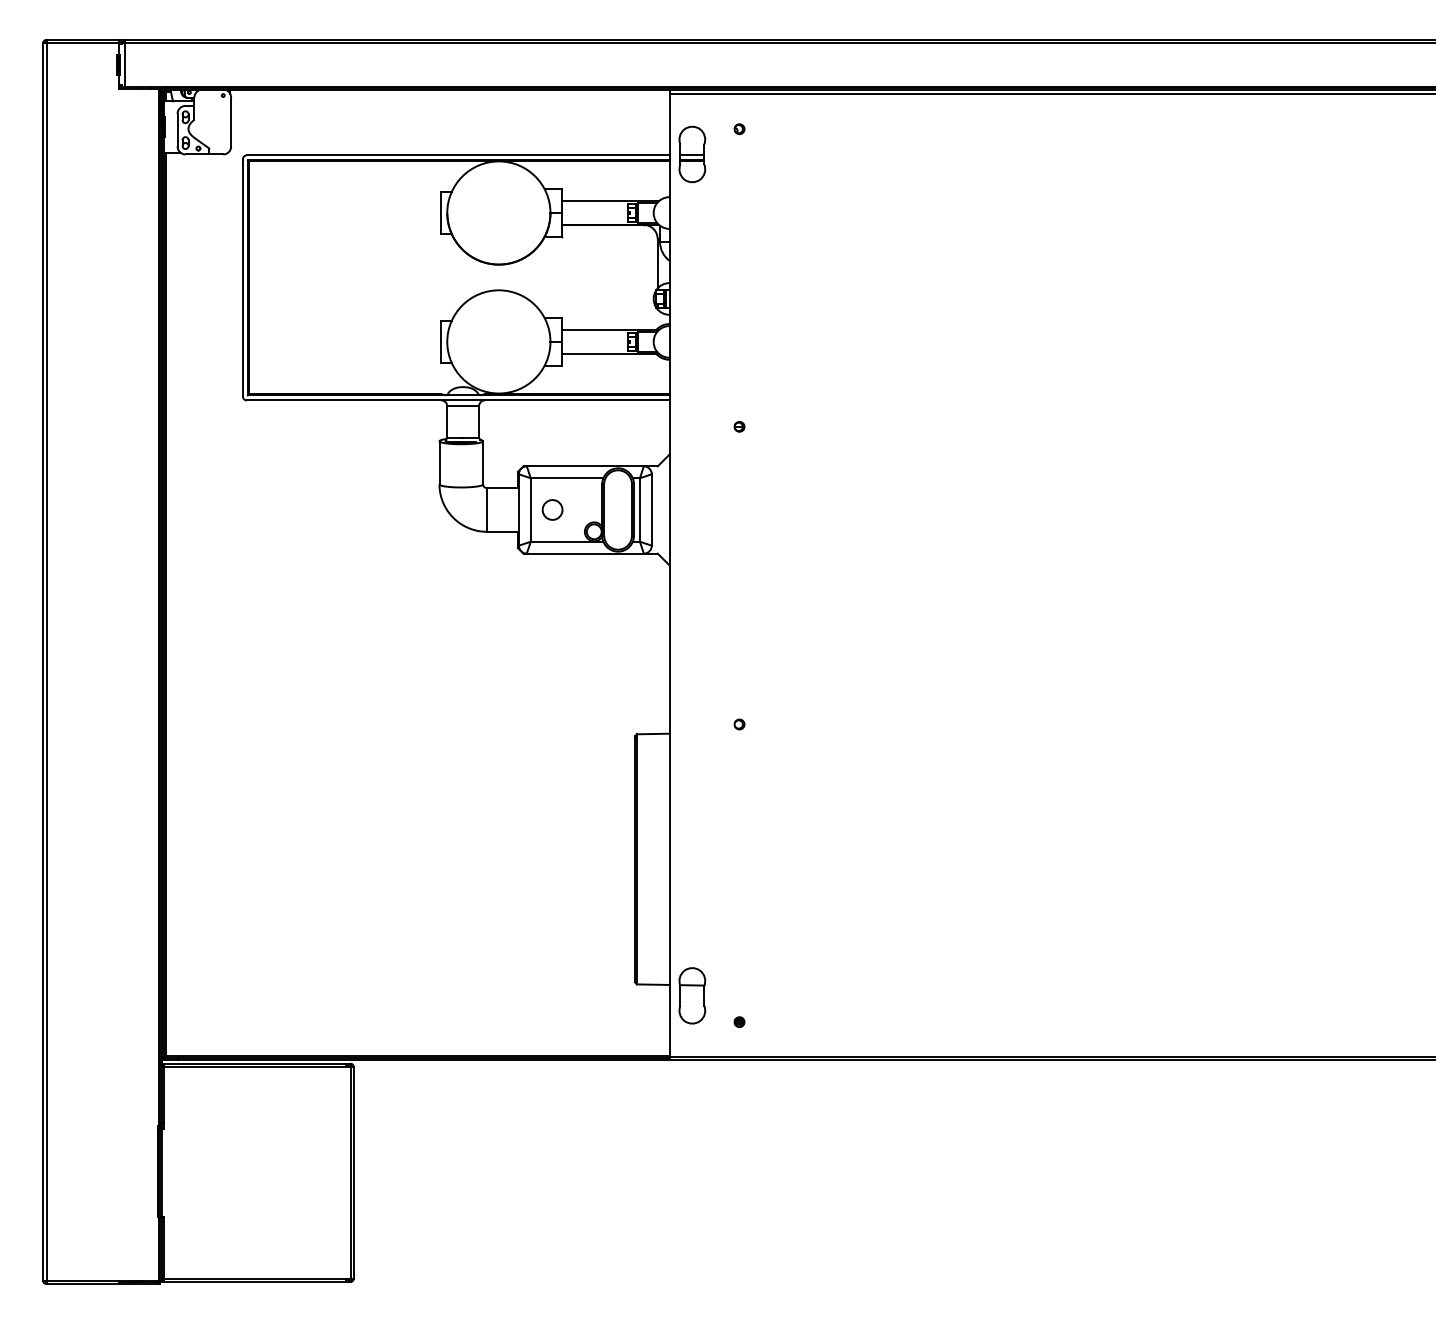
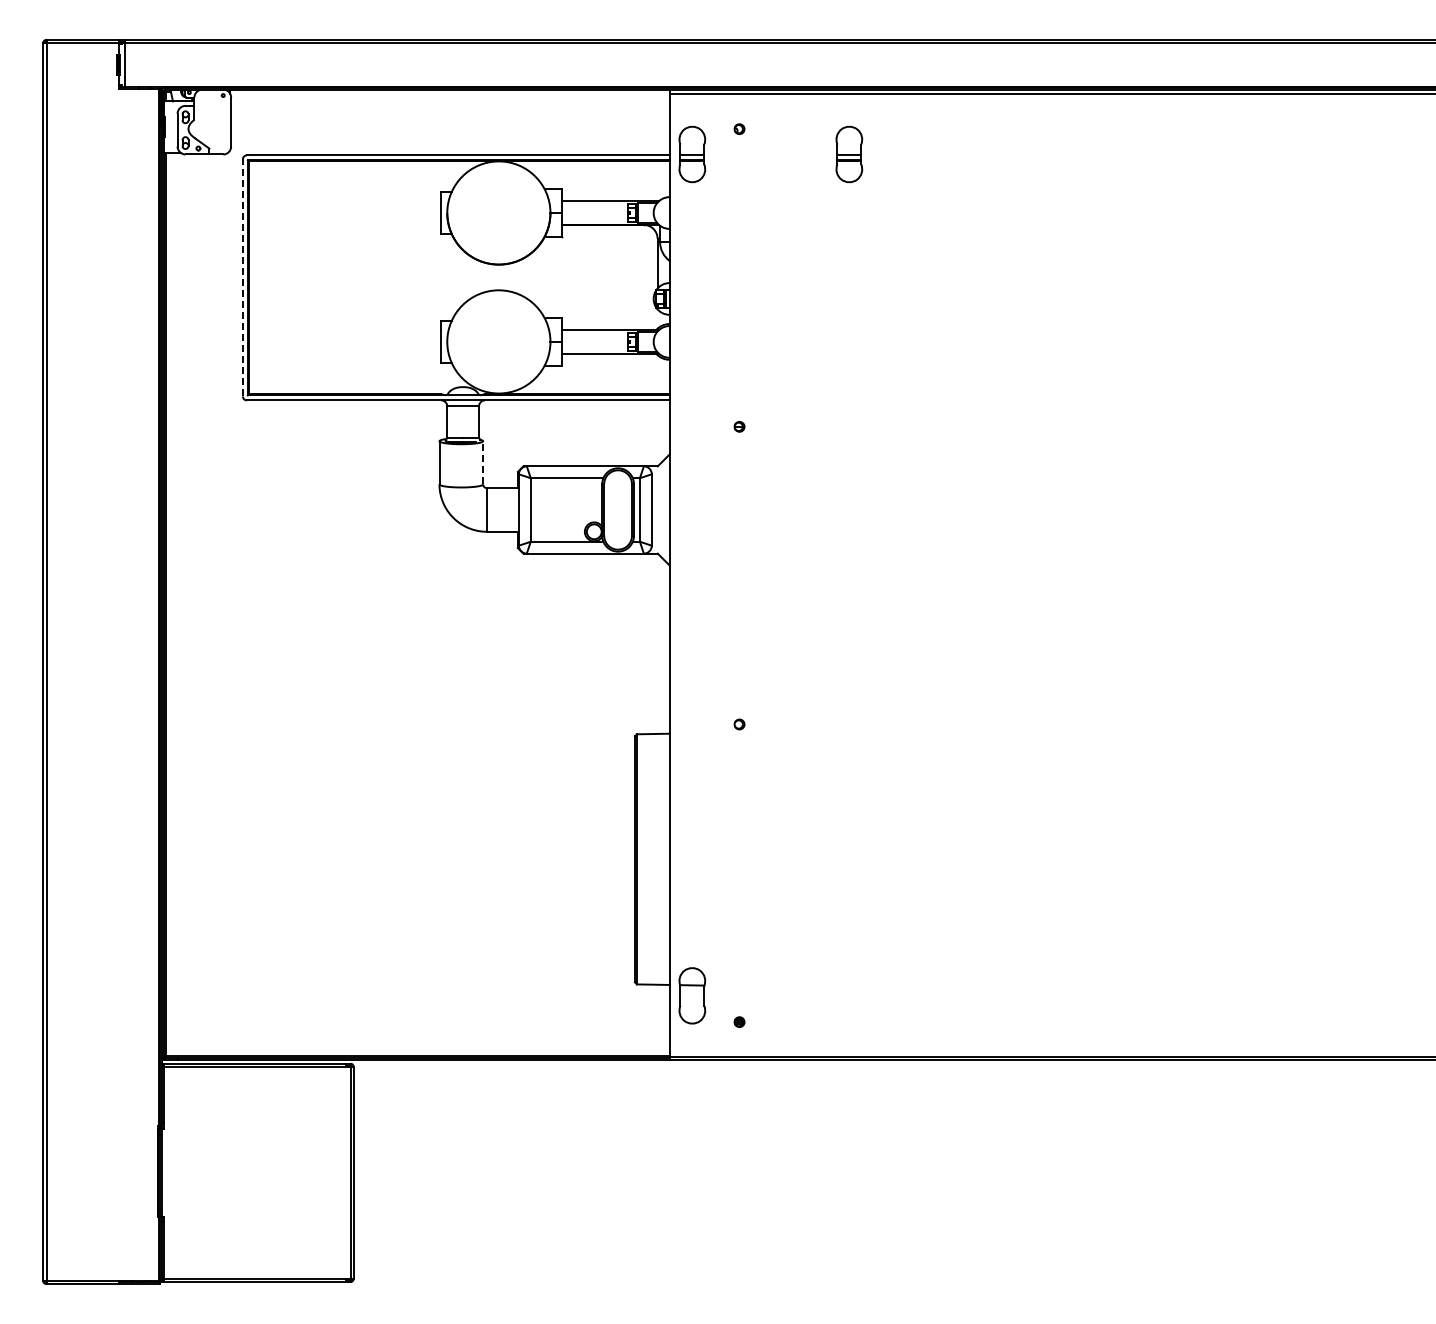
part: none -> present (849, 154)
line: solid -> dashed (242, 277)
line: solid -> dashed (483, 462)
circle: present -> none (552, 509)
